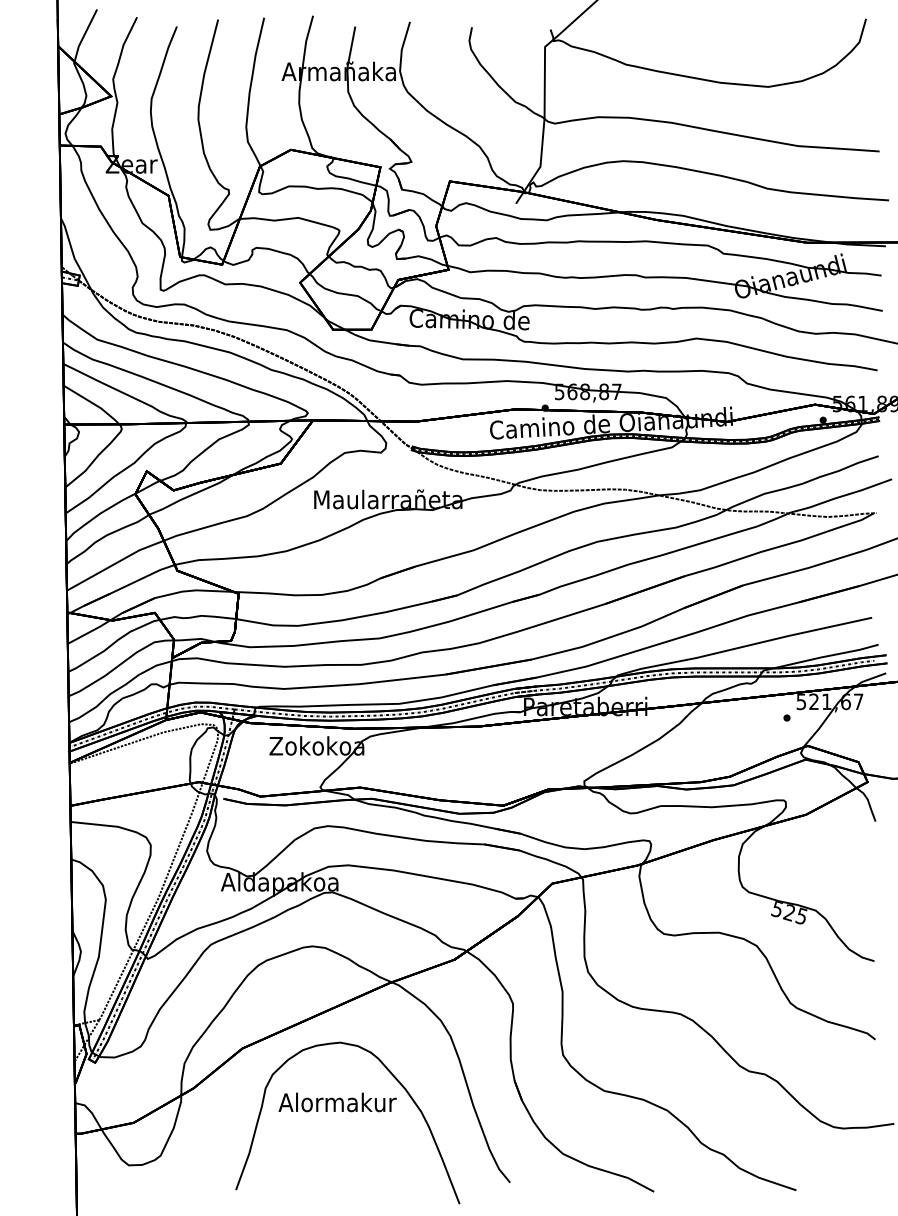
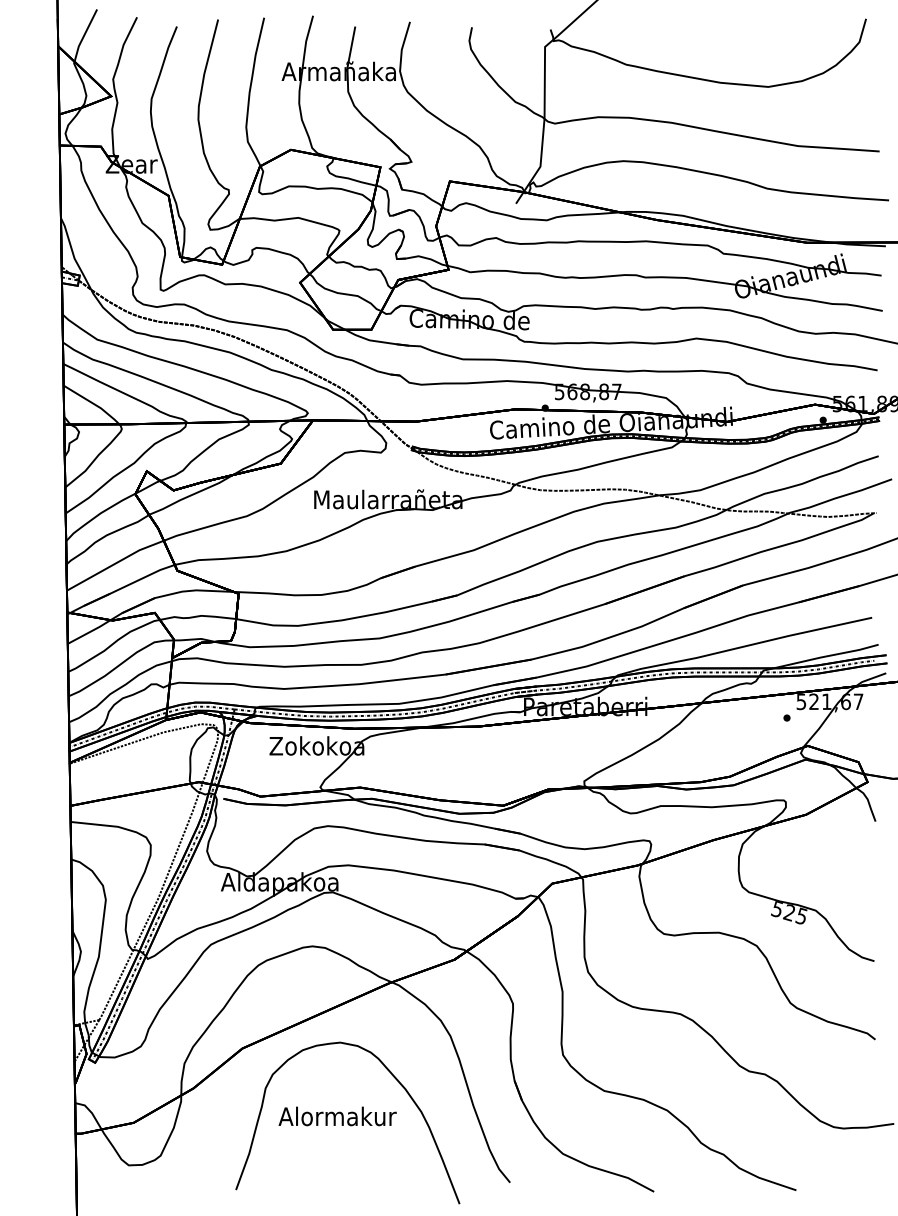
text position: (337, 1102) -> (337, 1116) (337, 1116)
